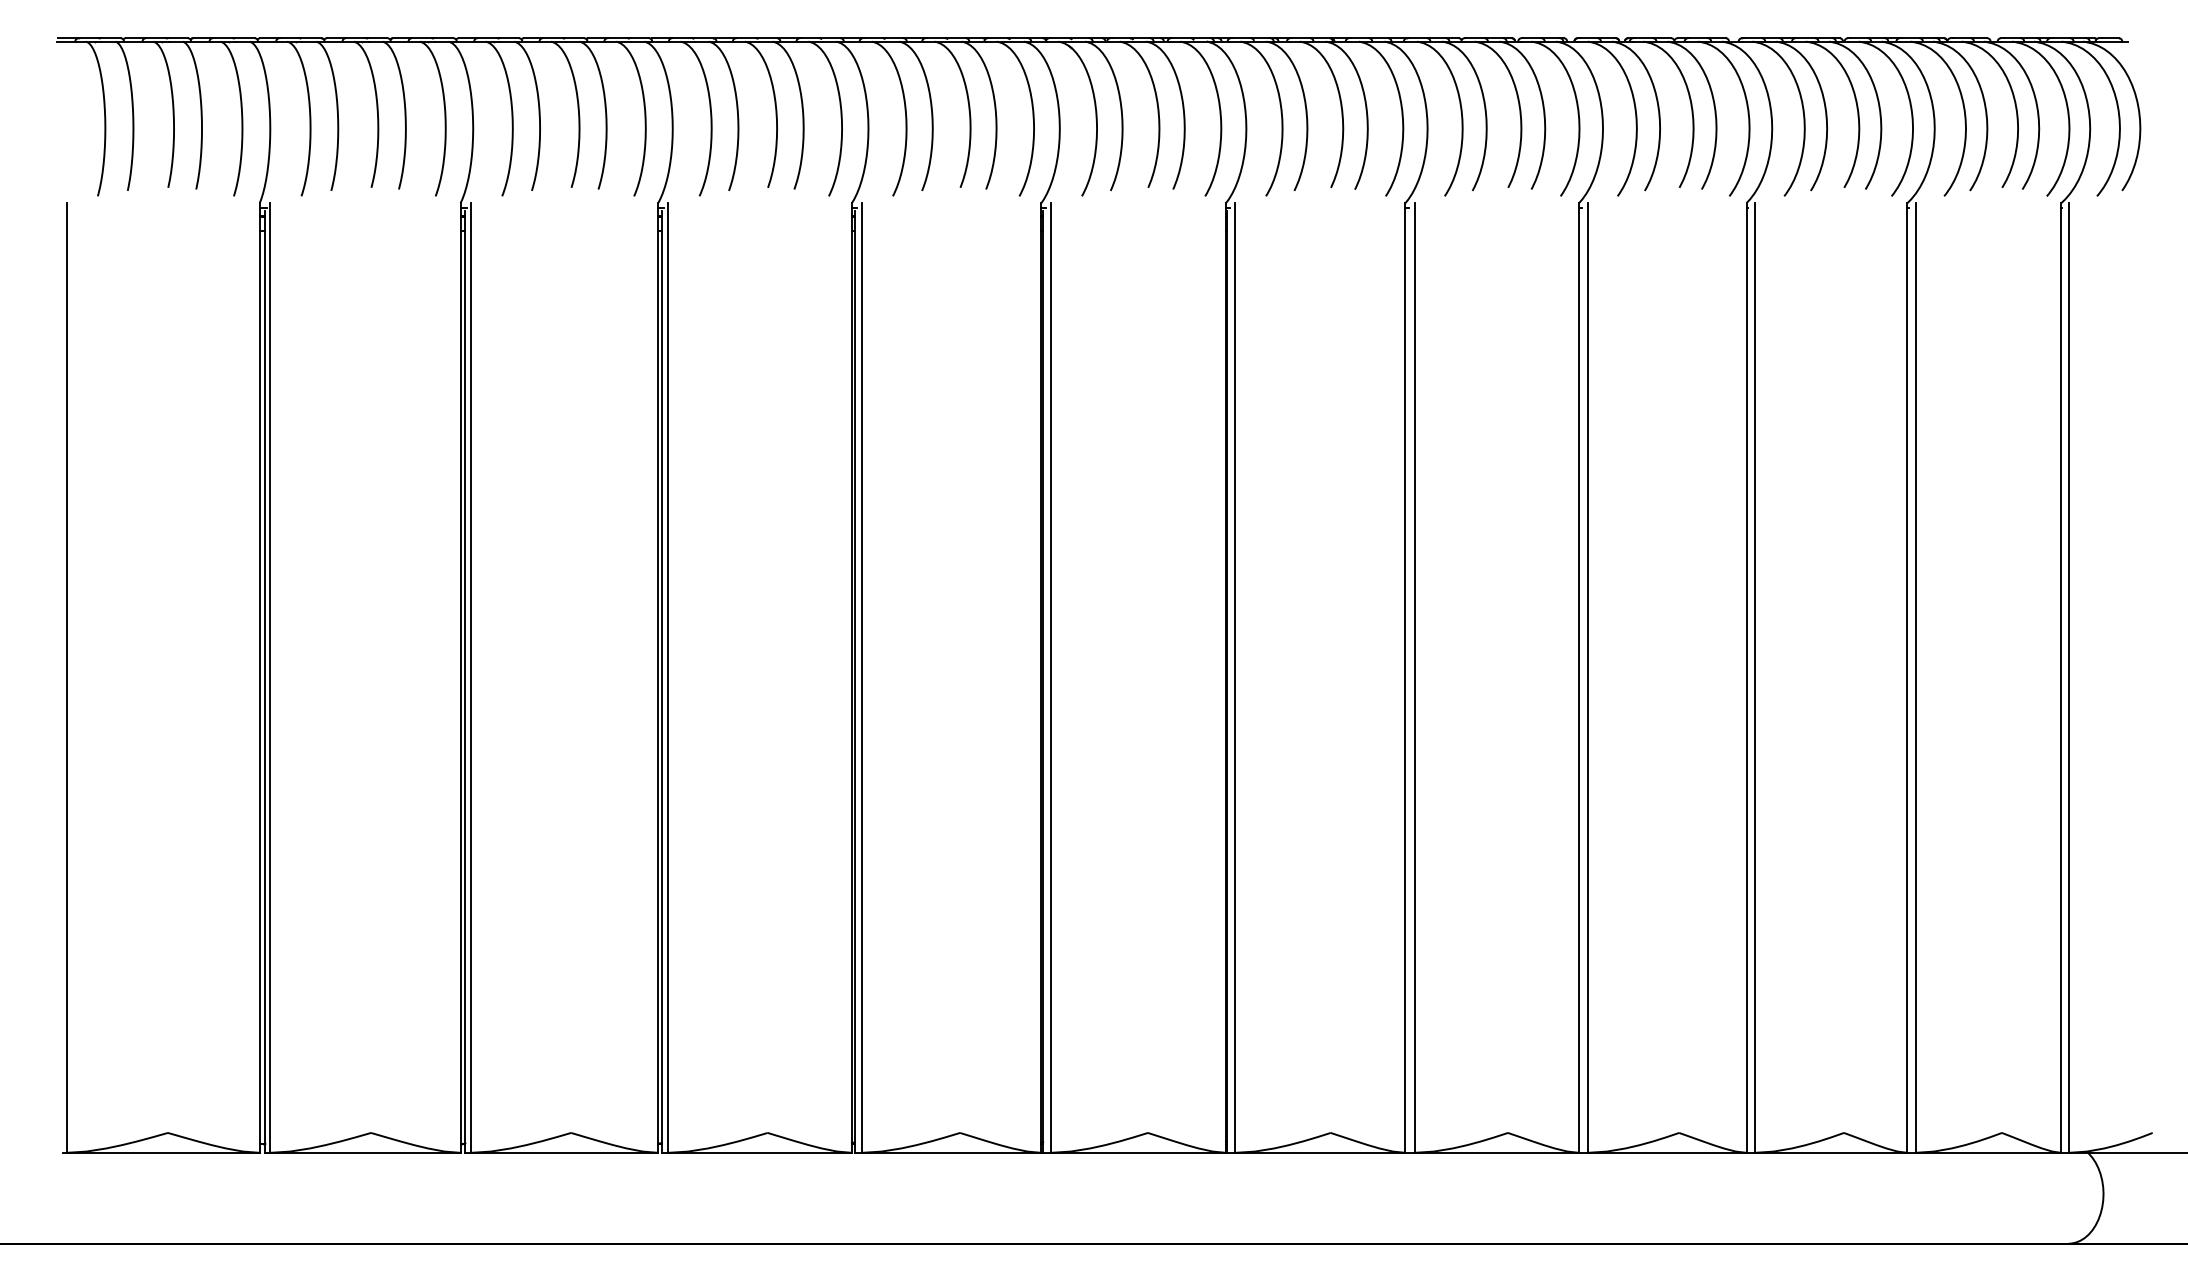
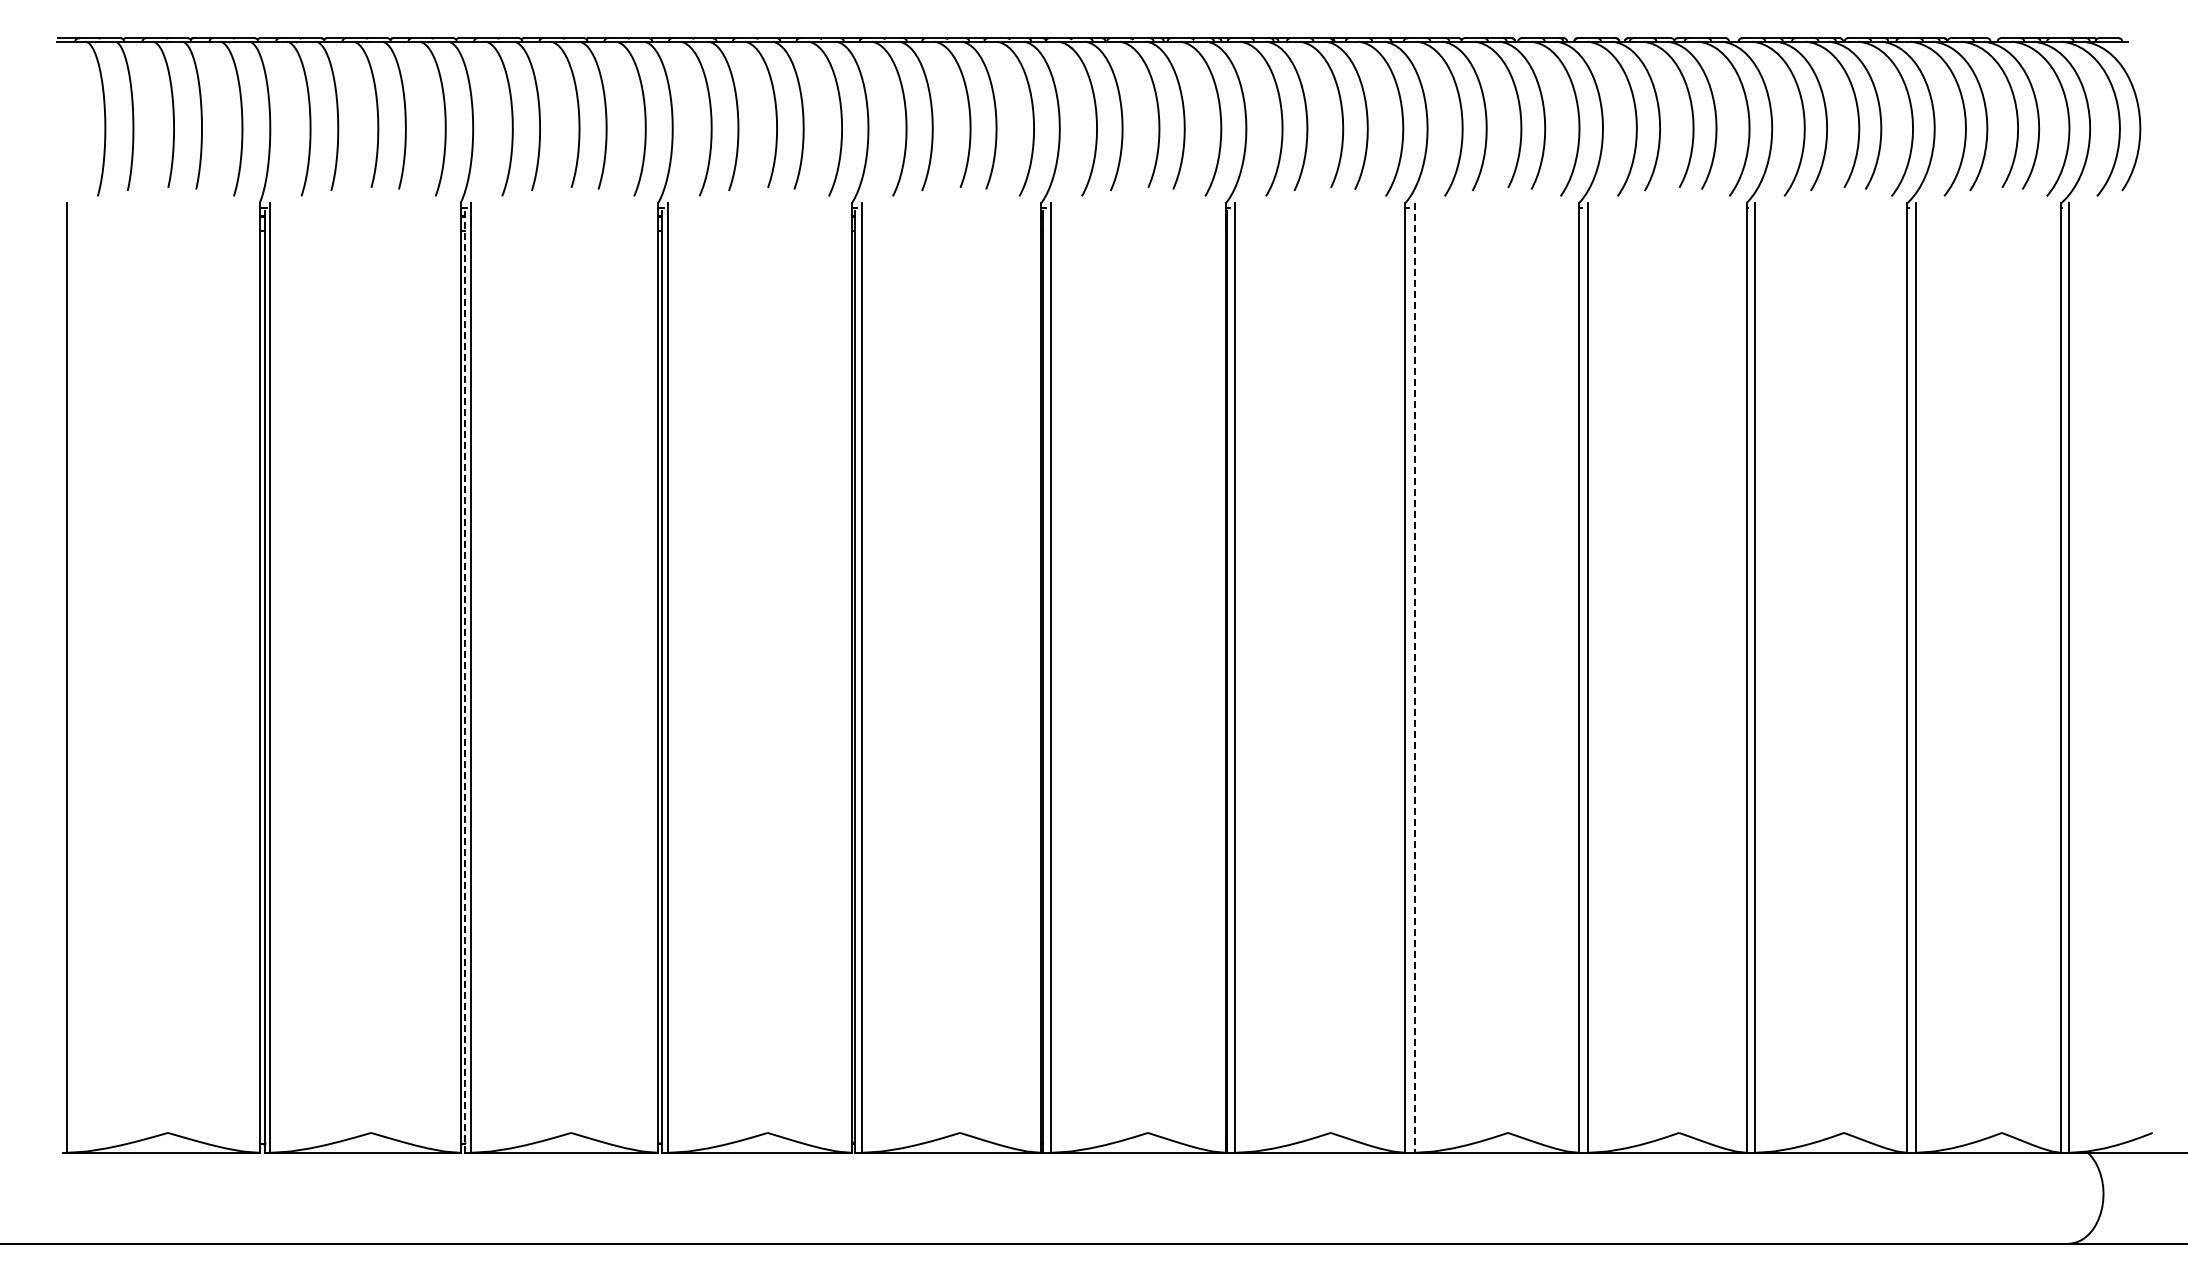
line: solid -> dashed (1414, 677)
line: solid -> dashed (465, 681)
